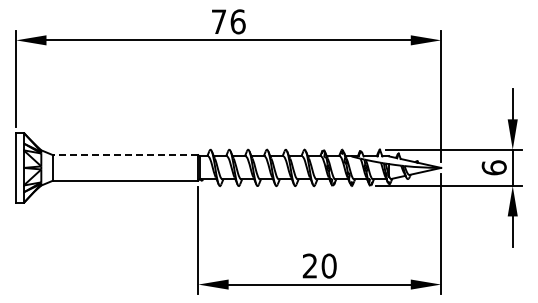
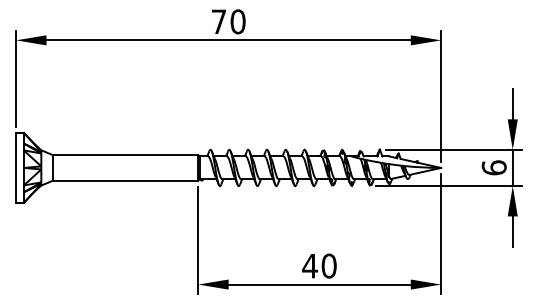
text: 76 -> 70 (237, 21)
line: dashed -> solid (125, 155)
text: 20 -> 40 (309, 265)
